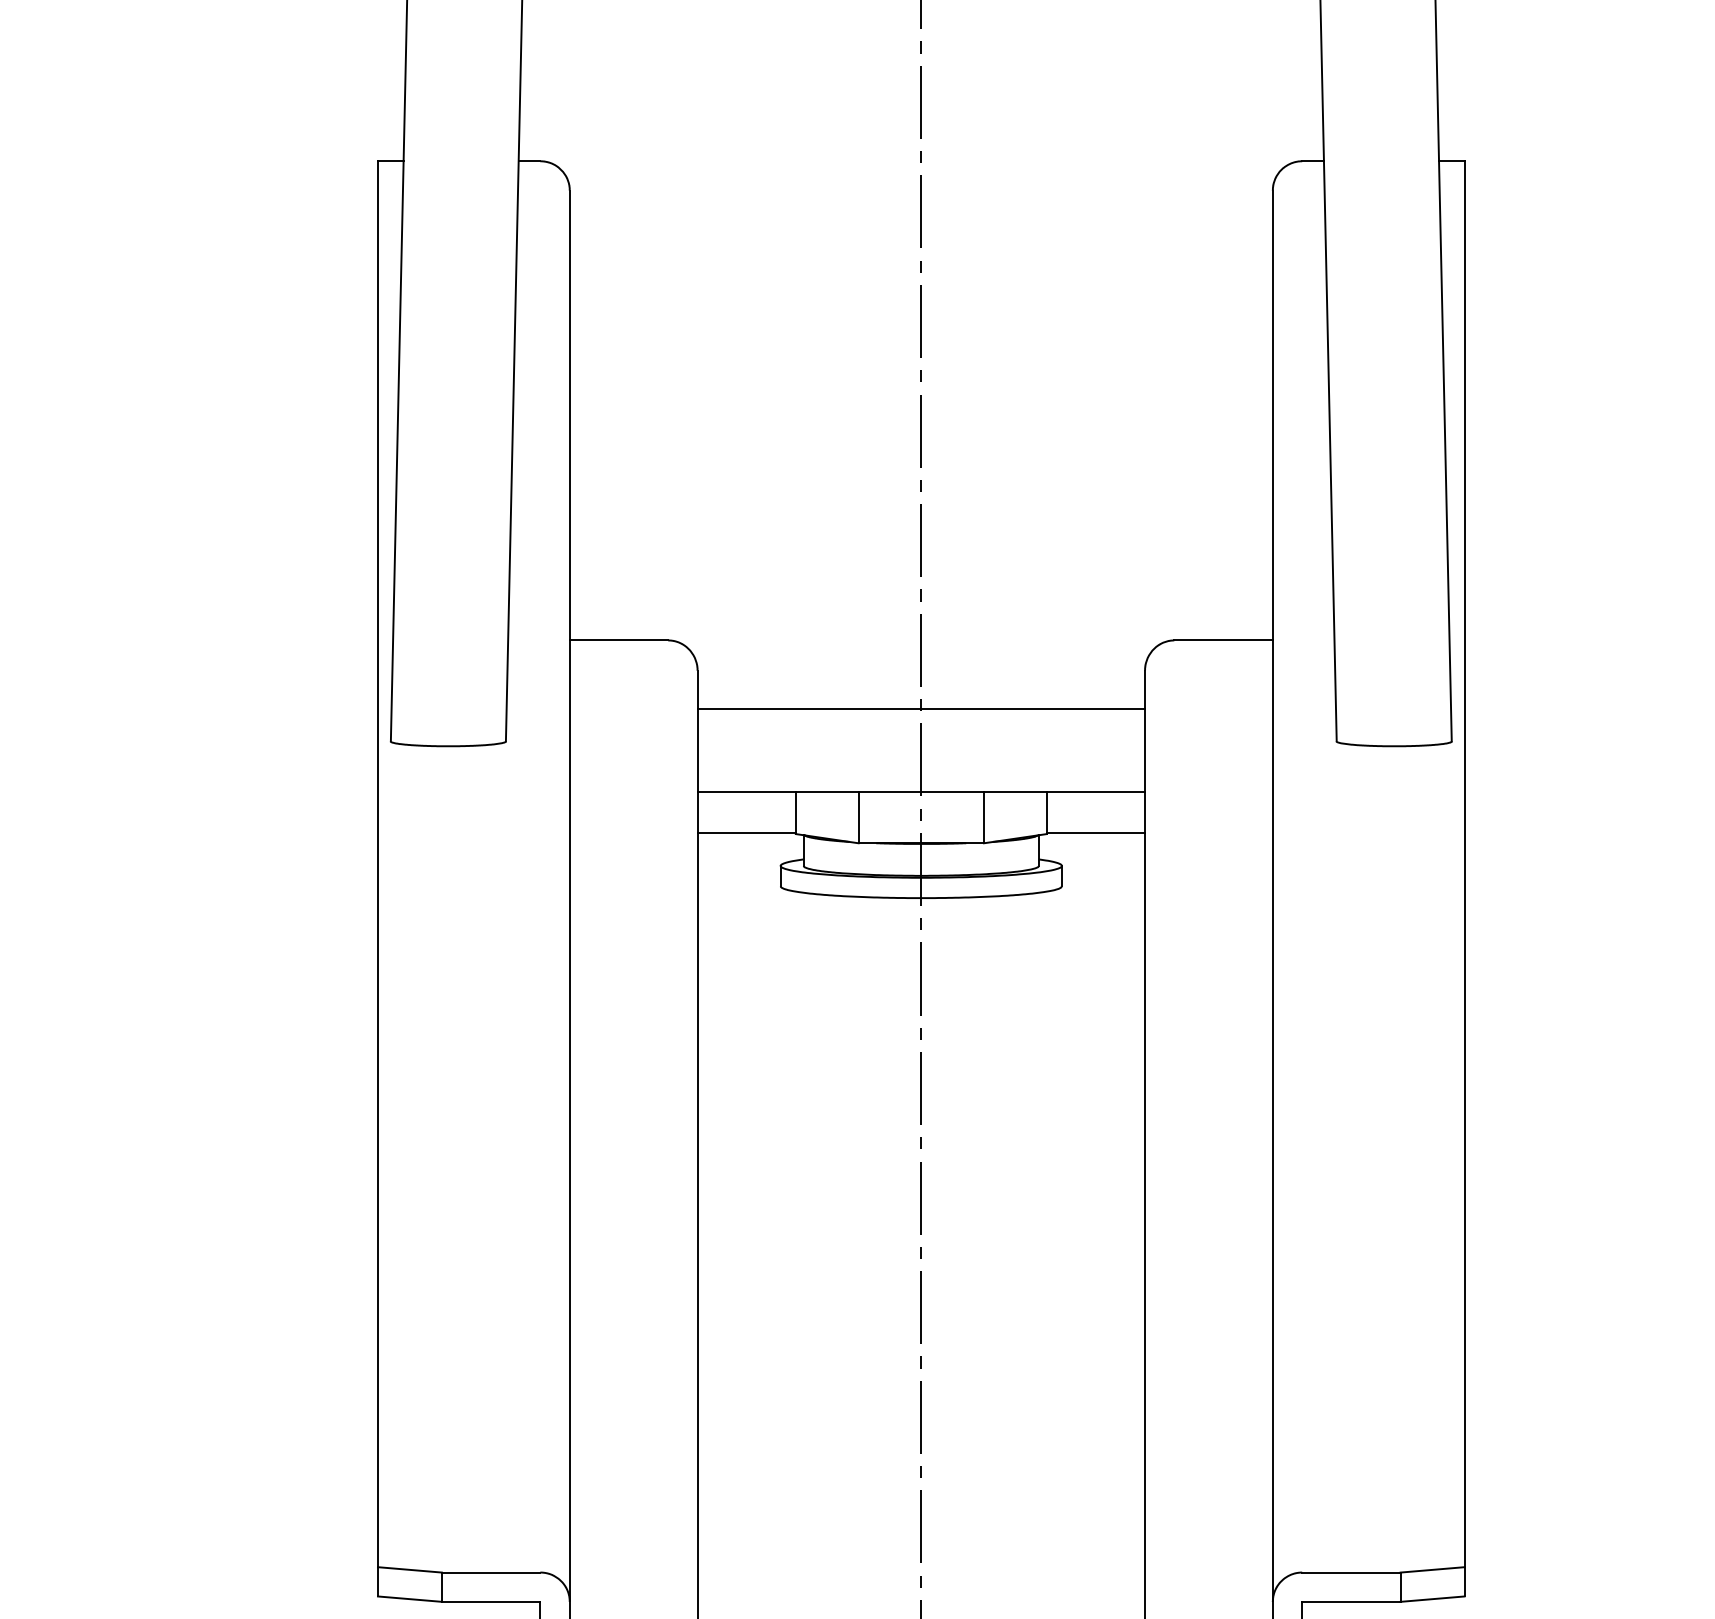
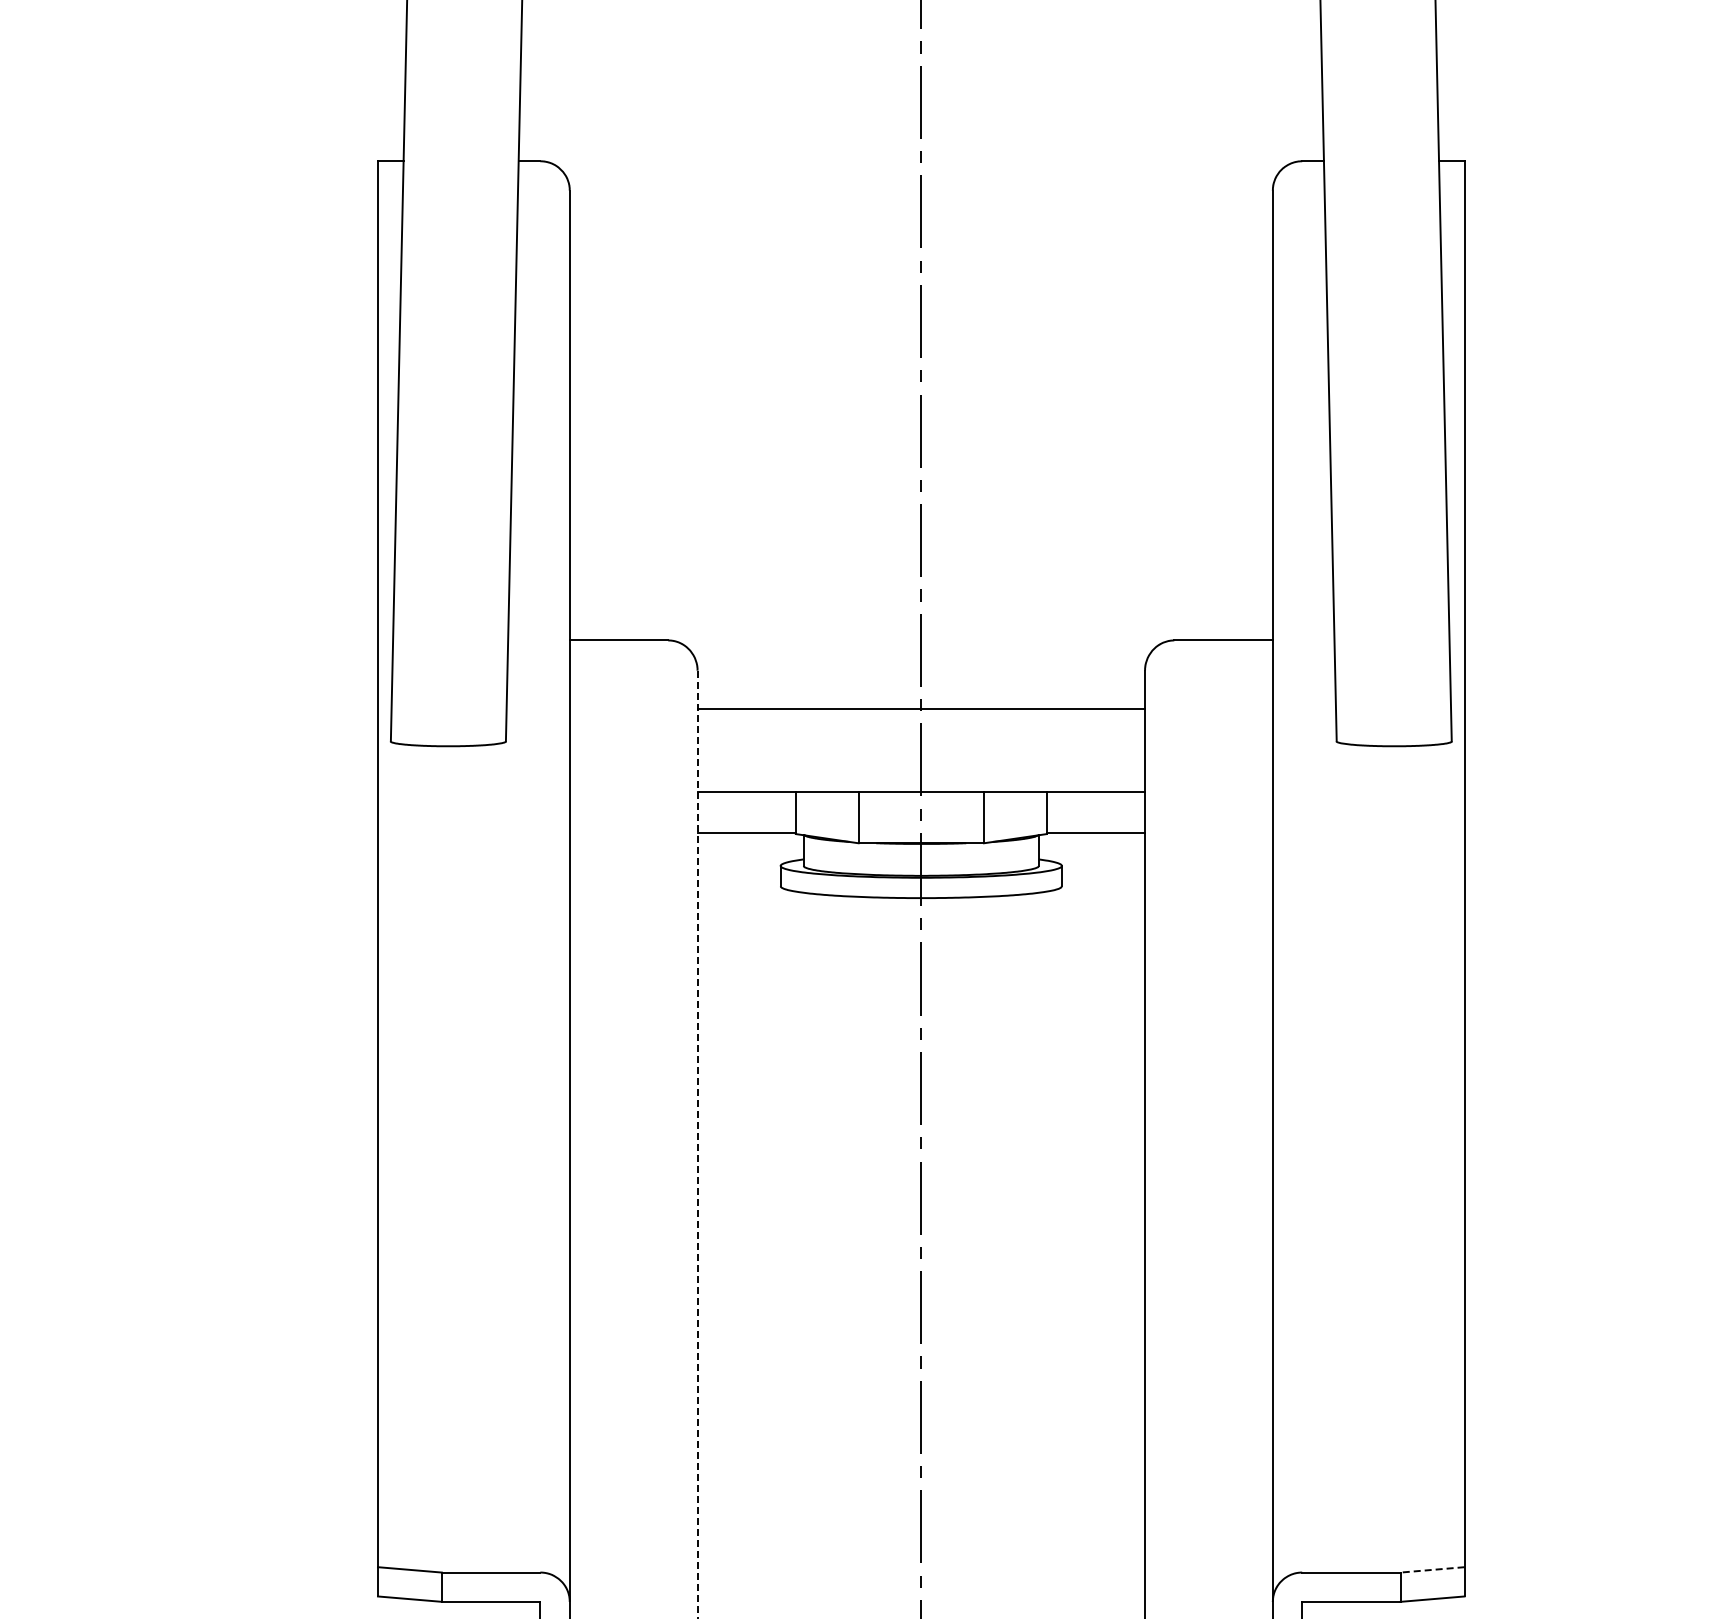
line: solid -> dashed (697, 1144)
line: solid -> dashed (1432, 1569)
